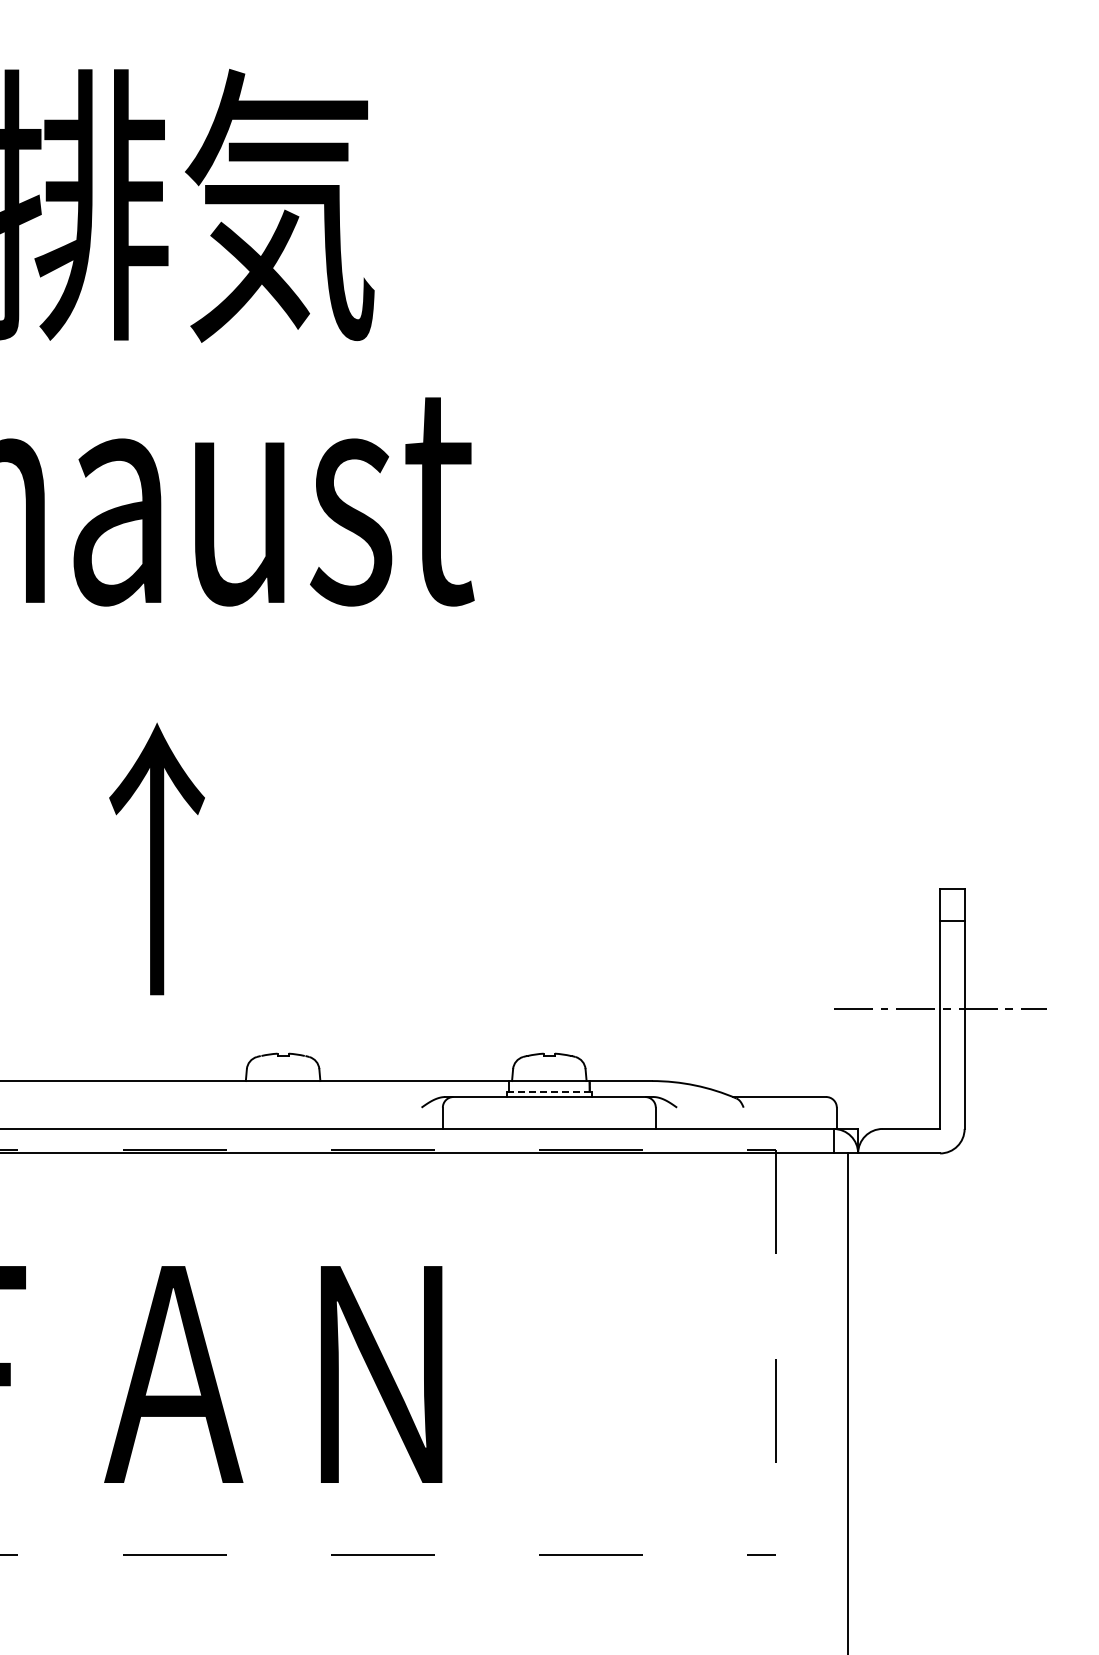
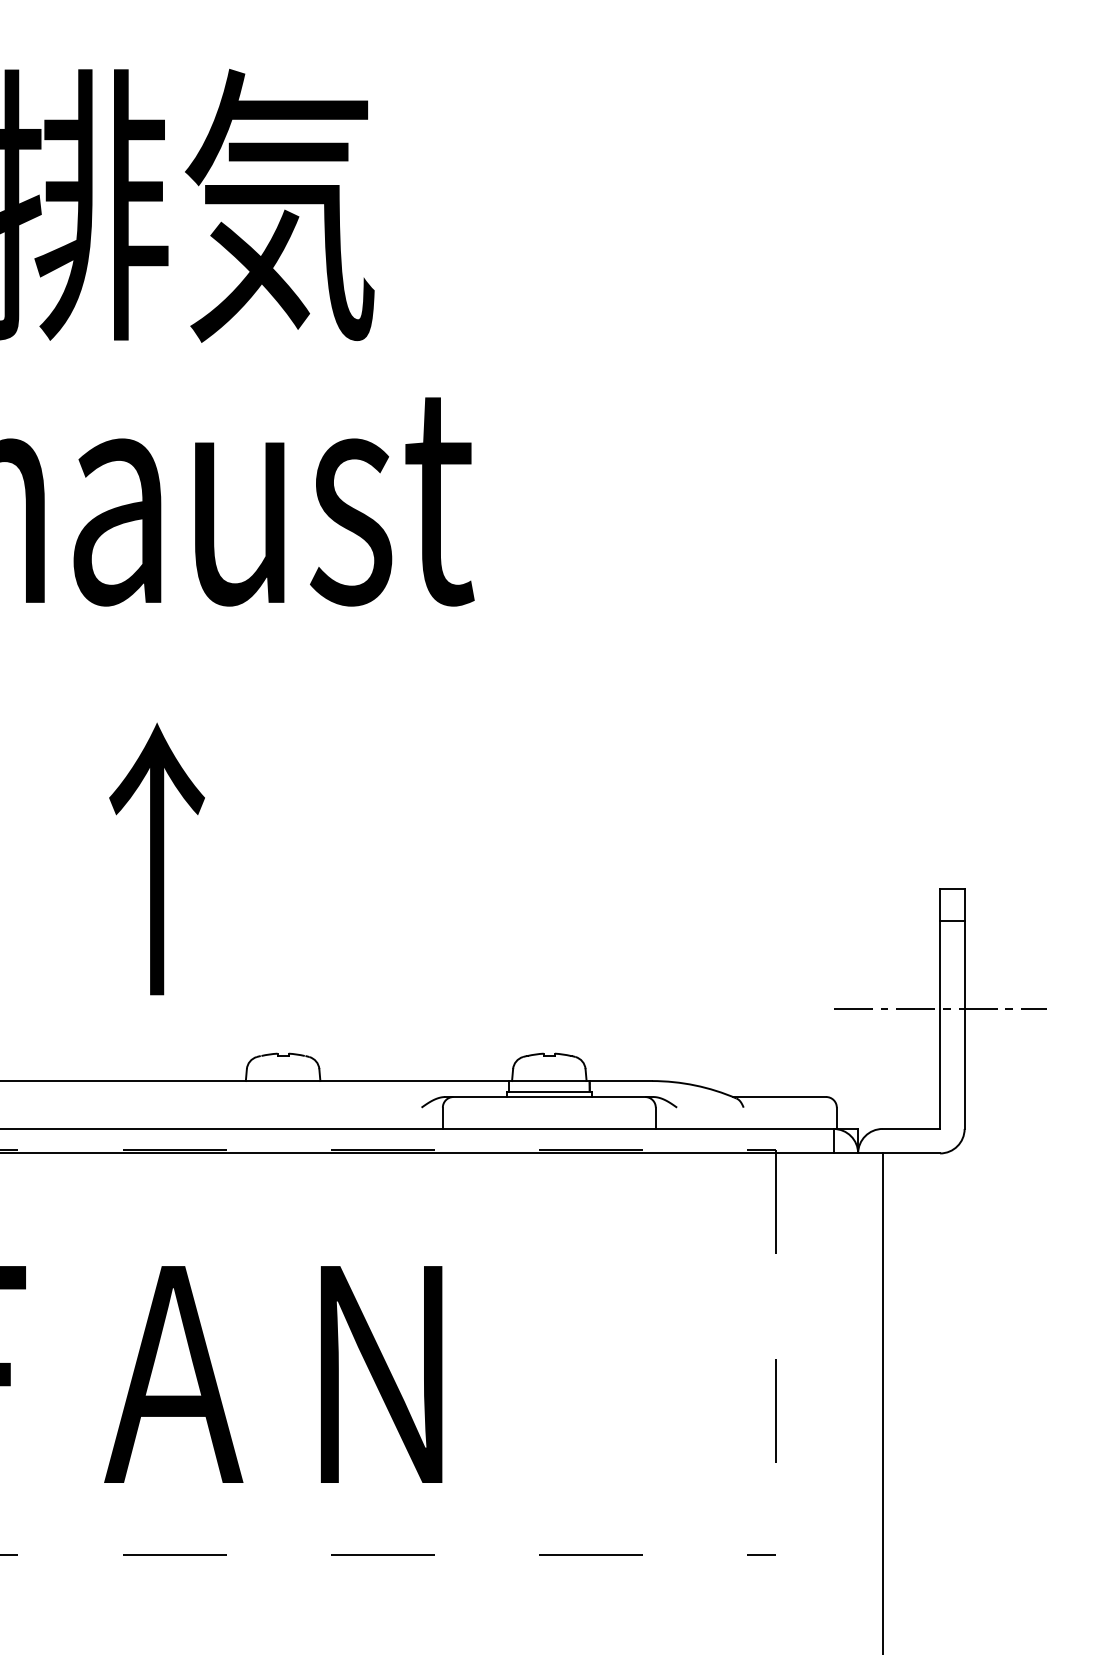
line: dashed -> solid (549, 1091)
line position: (847, 1402) -> (882, 1402) (882, 1402)
